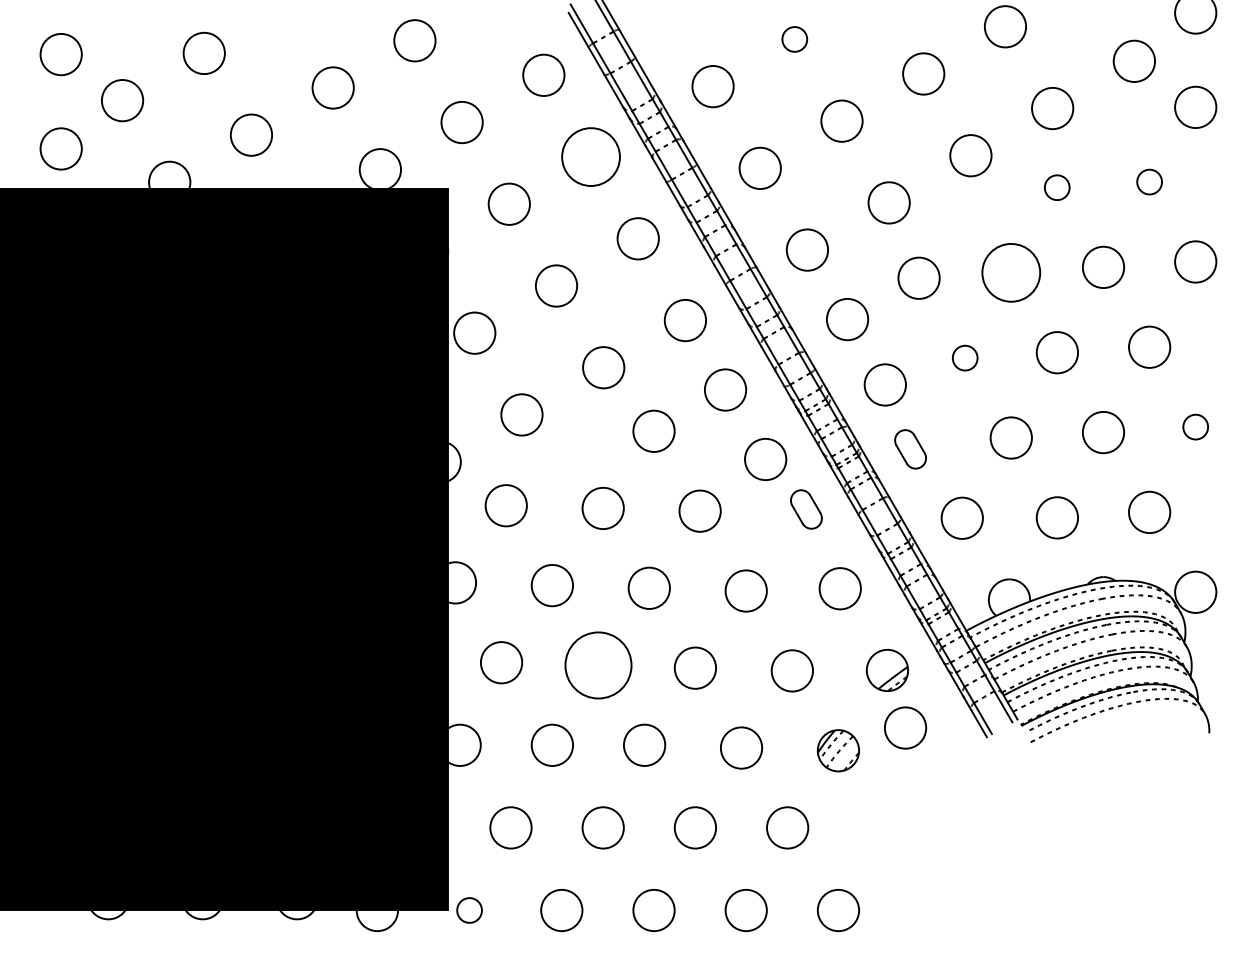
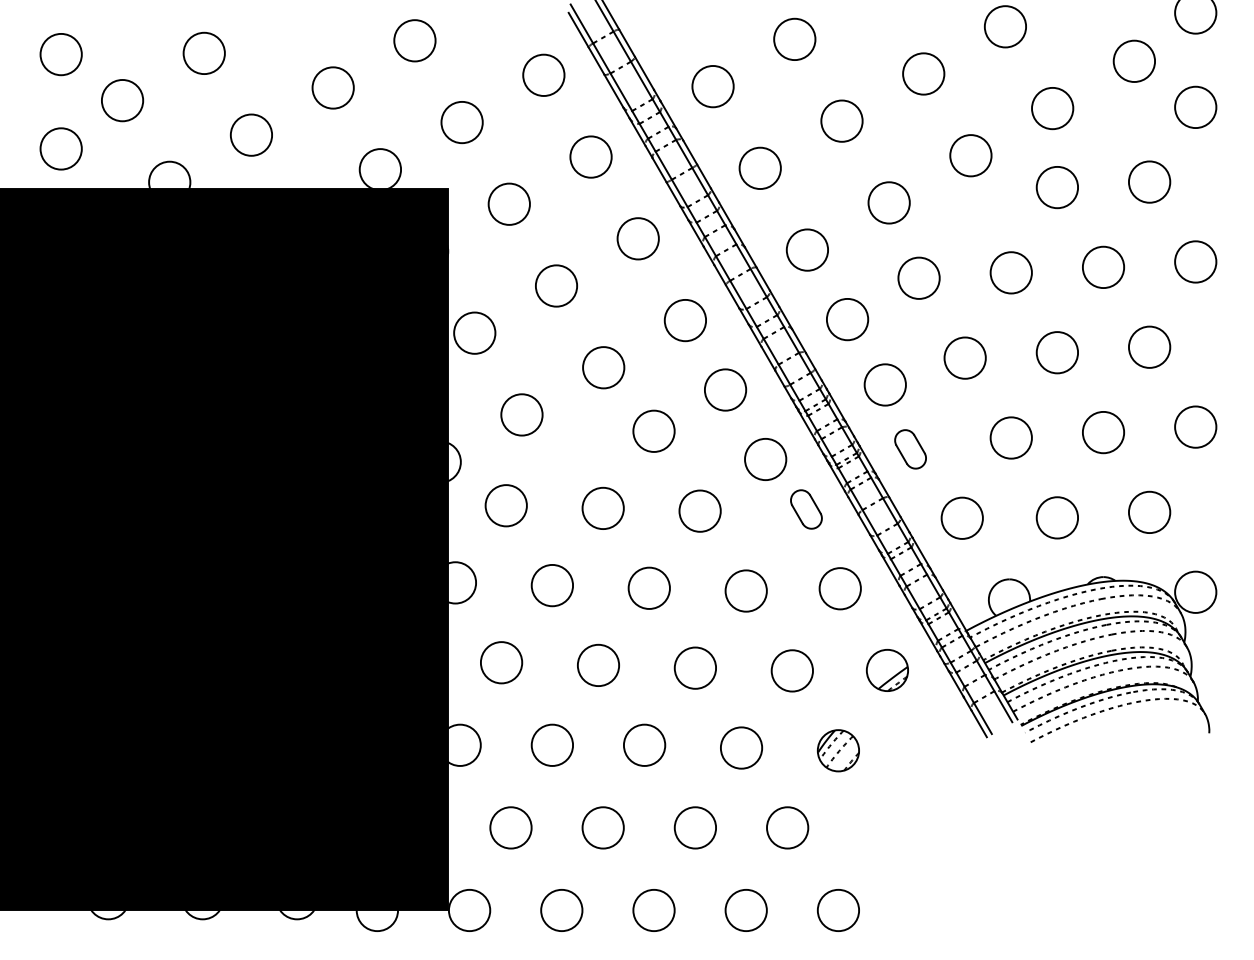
circle diameter: 25 px -> 41 px (794, 39)
circle diameter: 58 px -> 41 px (590, 156)
circle diameter: 25 px -> 41 px (1149, 181)
circle size: 27x27 px -> 44x44 px (1056, 187)
circle diameter: 58 px -> 41 px (1010, 272)
circle diameter: 25 px -> 41 px (964, 357)
circle diameter: 25 px -> 41 px (1195, 426)
circle diameter: 66 px -> 41 px (598, 665)
circle: present -> none (905, 727)
circle diameter: 25 px -> 41 px (469, 910)
